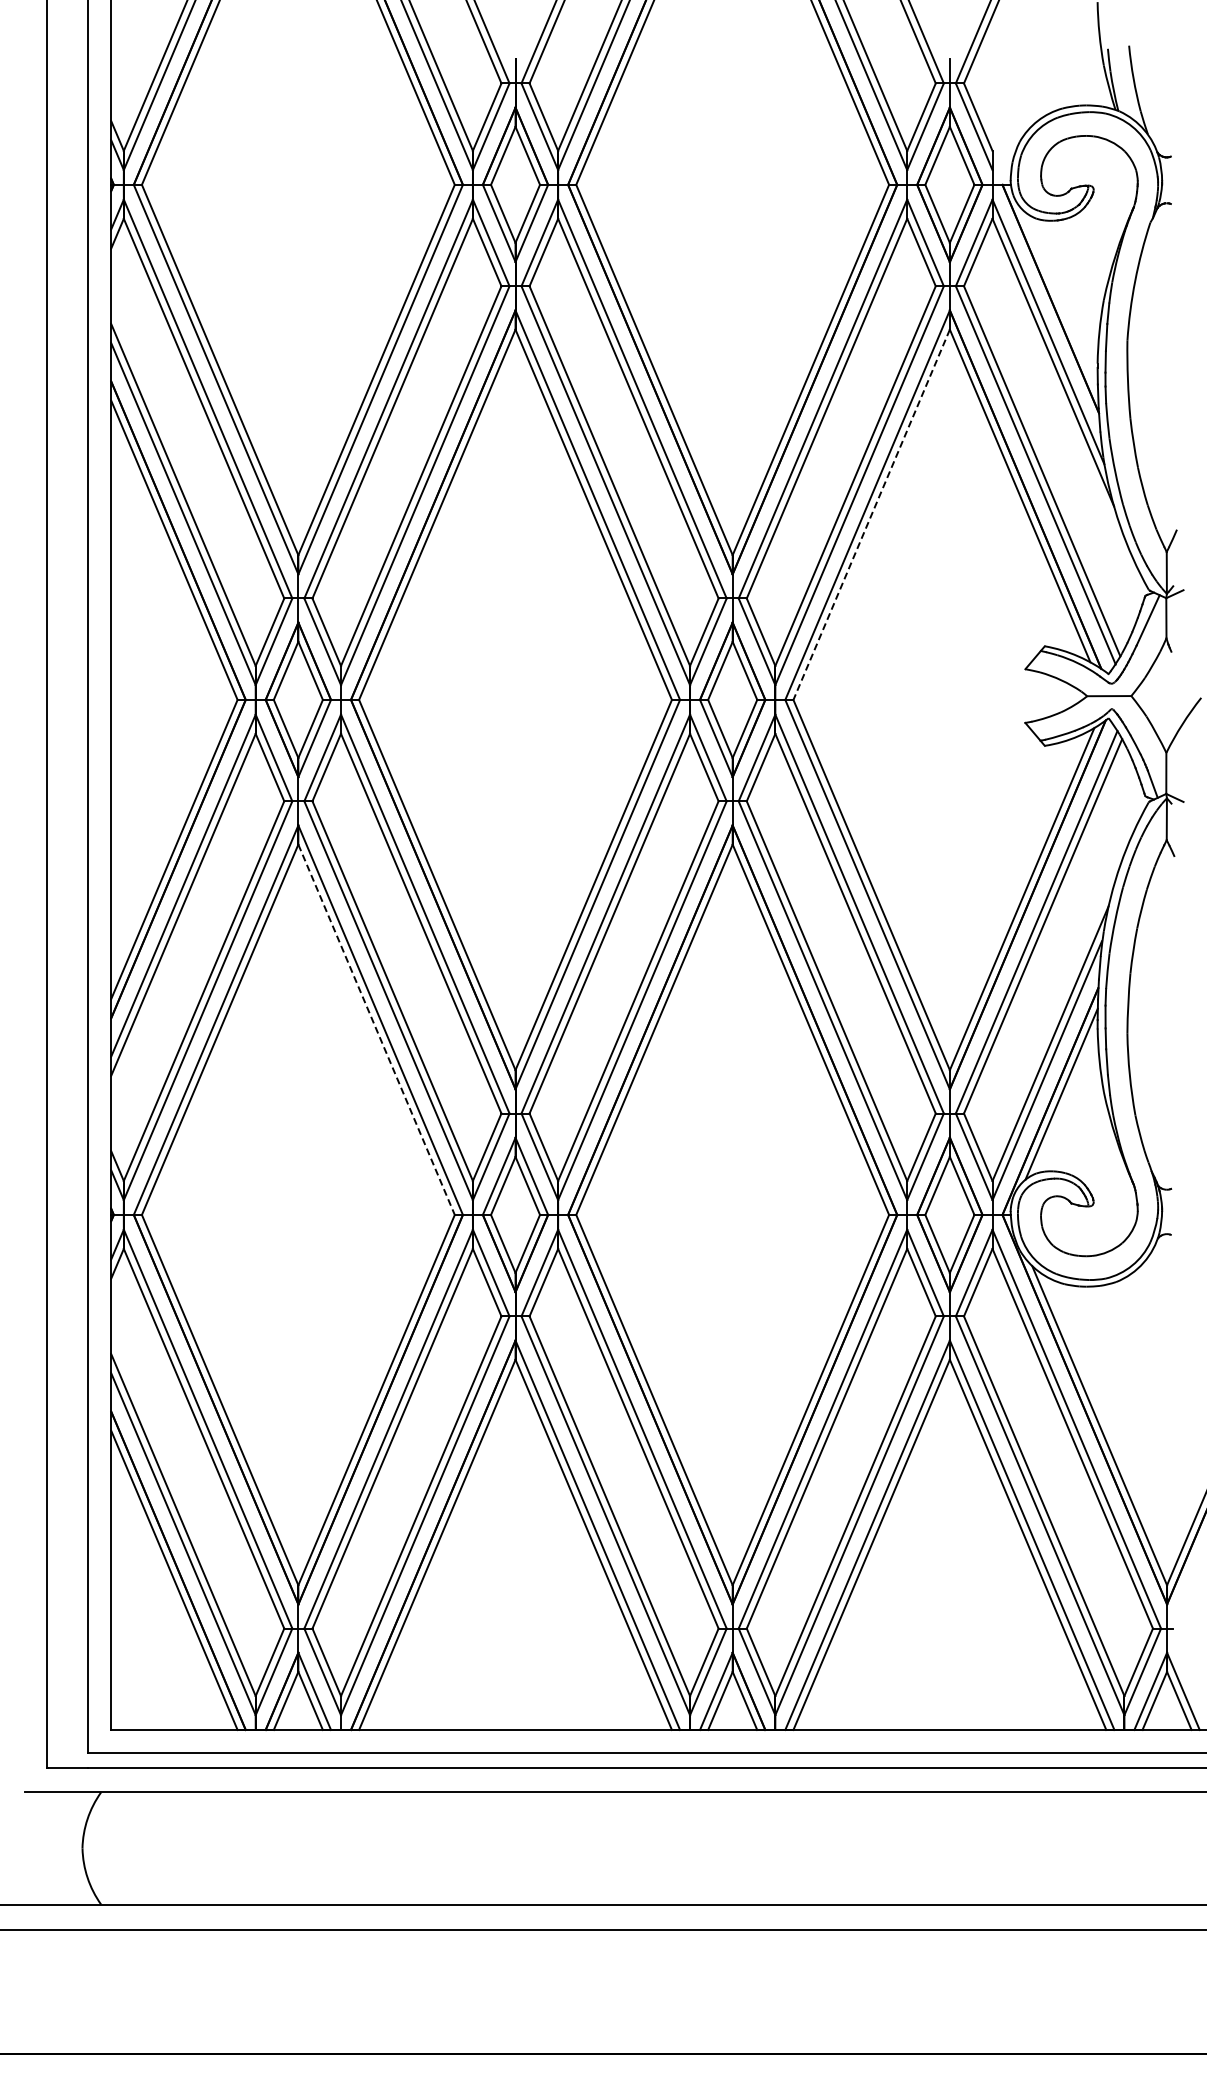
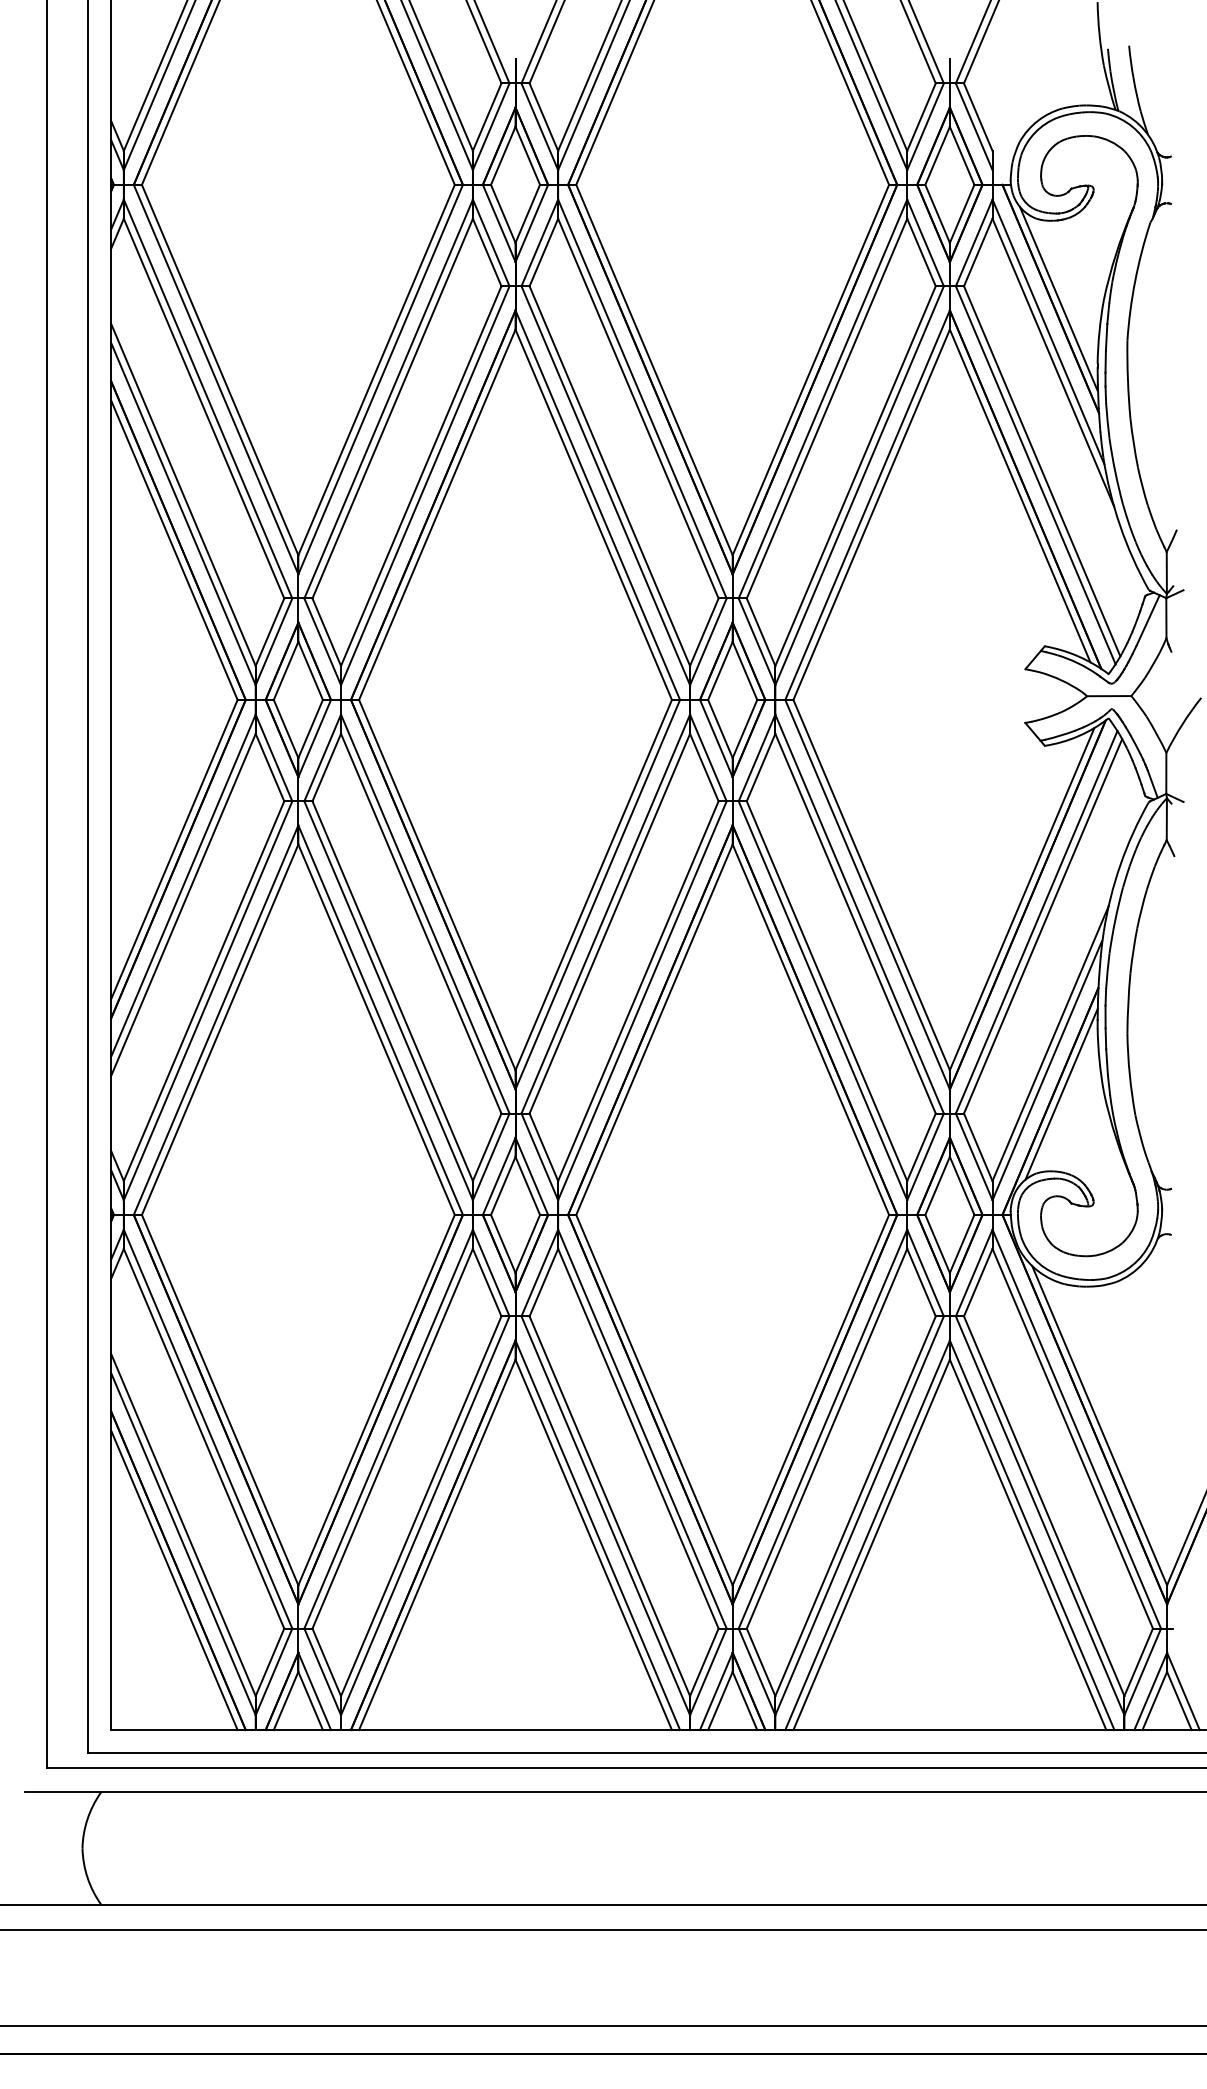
line: none -> present (1058, 298)
line: dashed -> solid (871, 514)
line: dashed -> solid (376, 1029)
line: none -> present (602, 2026)
